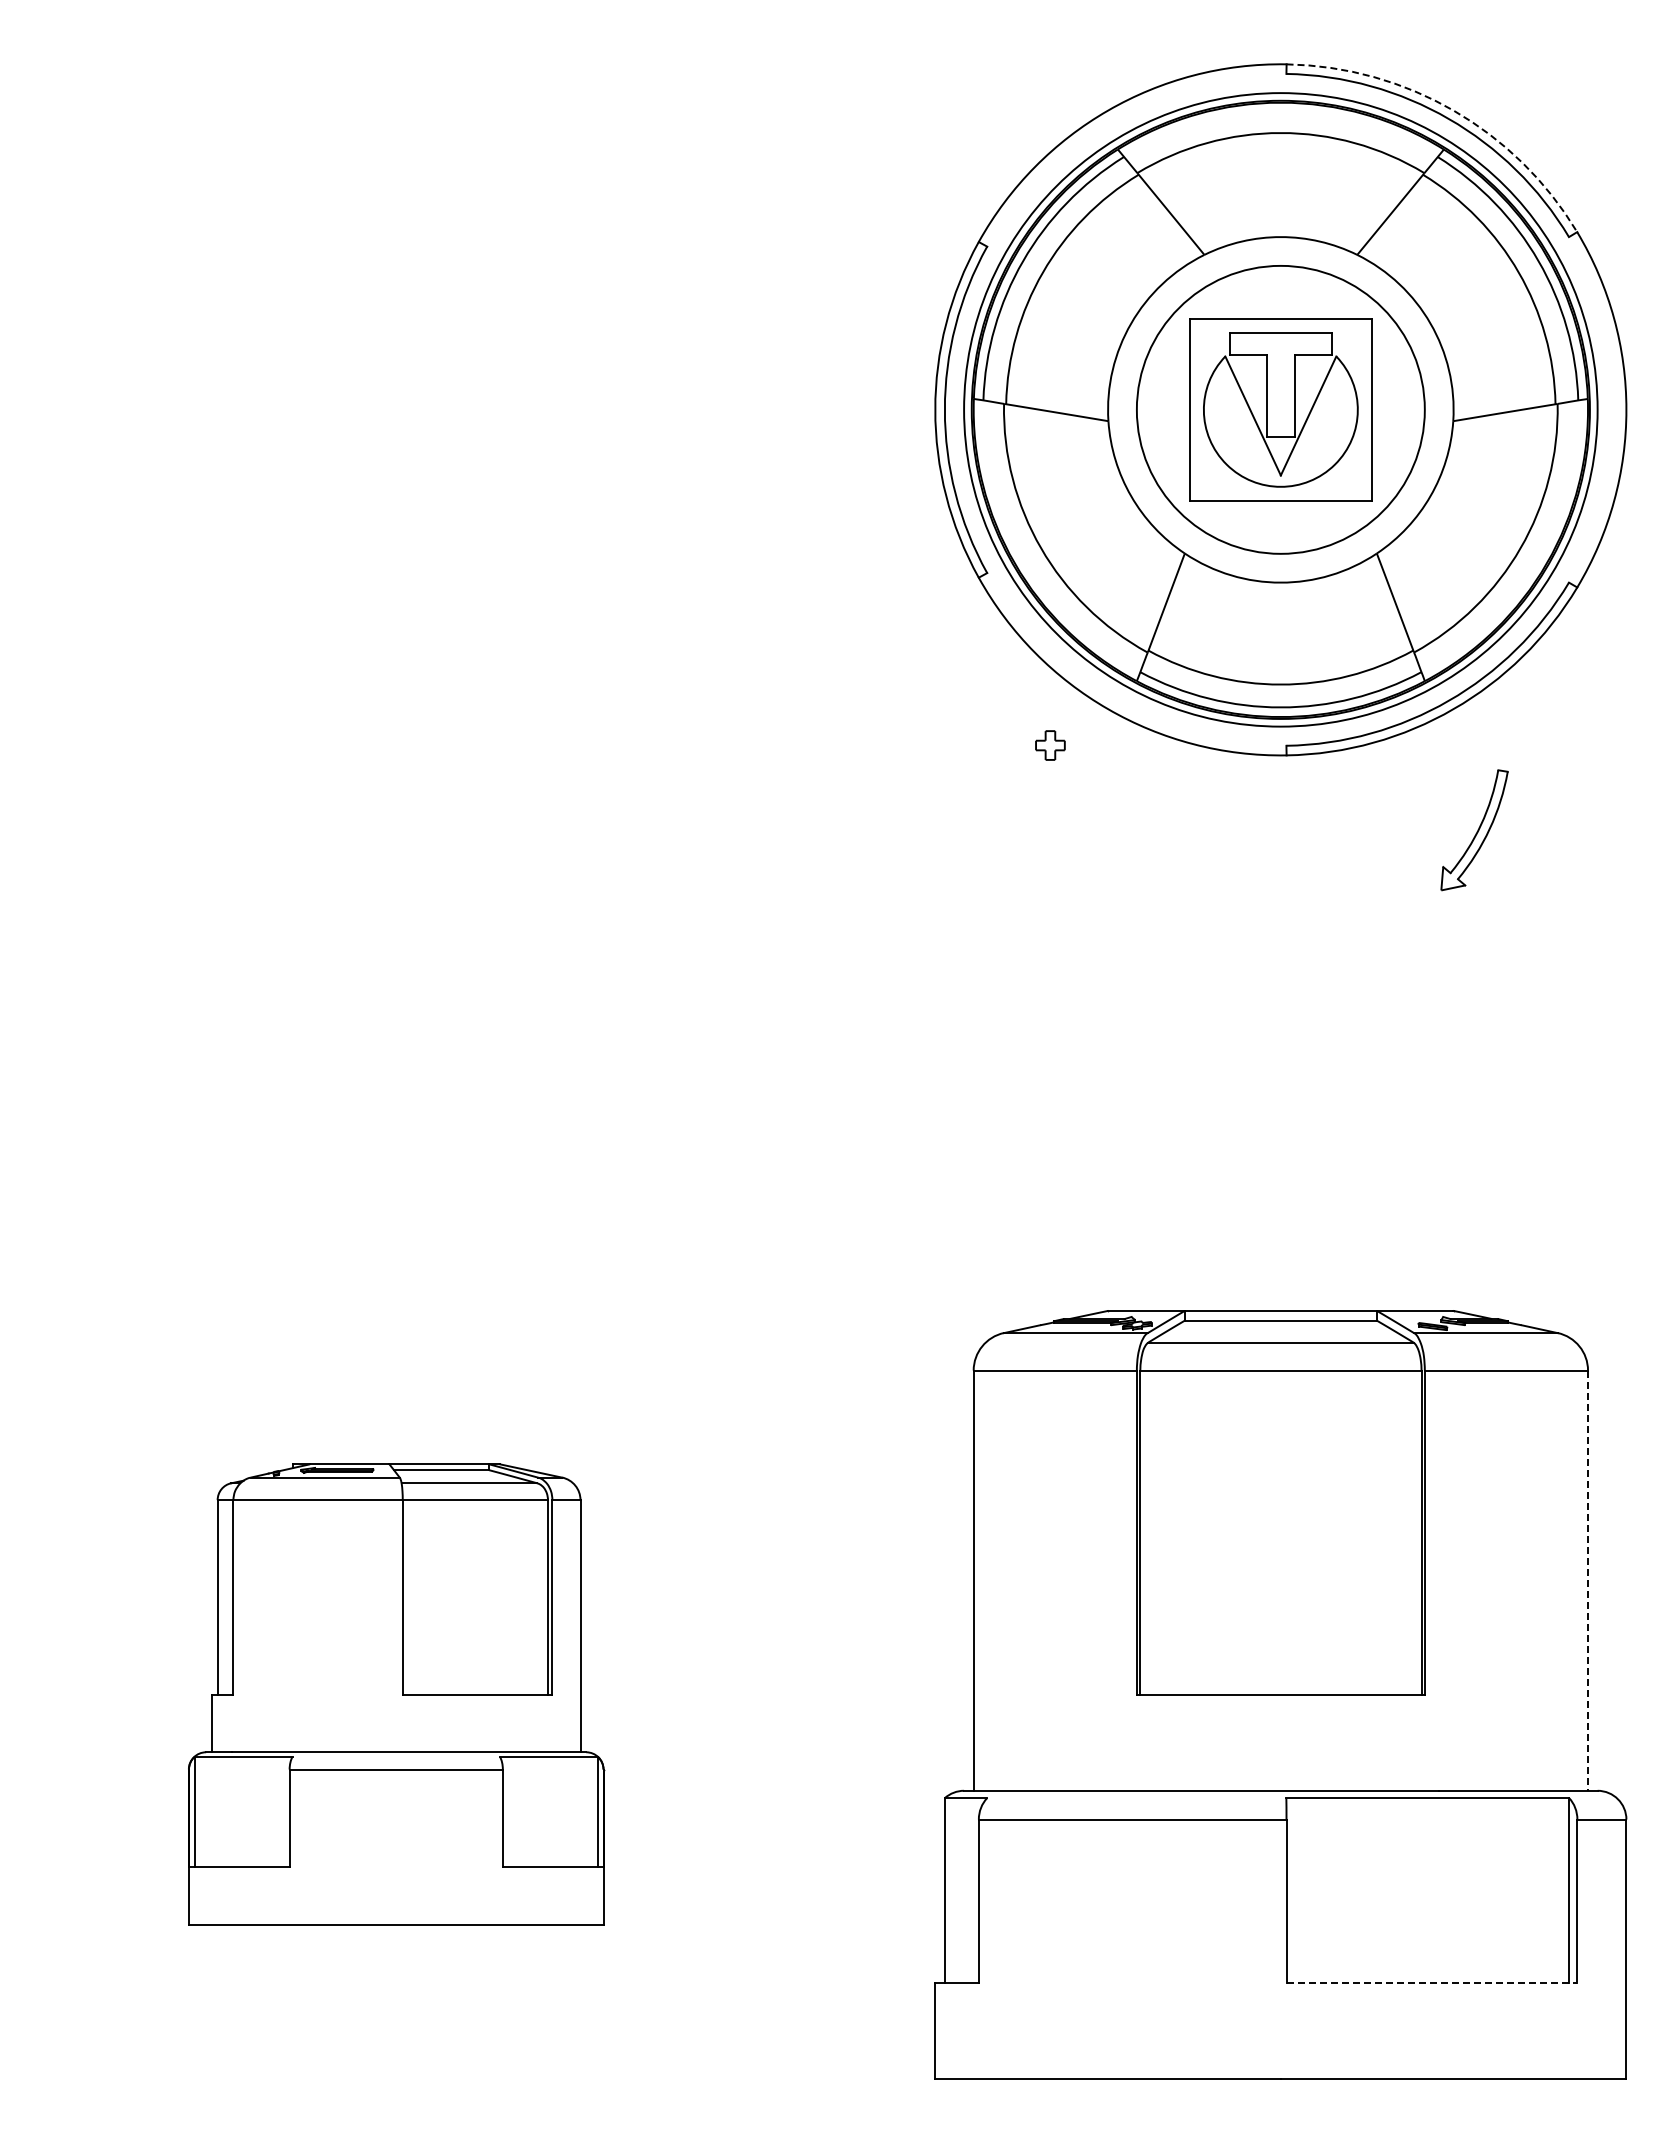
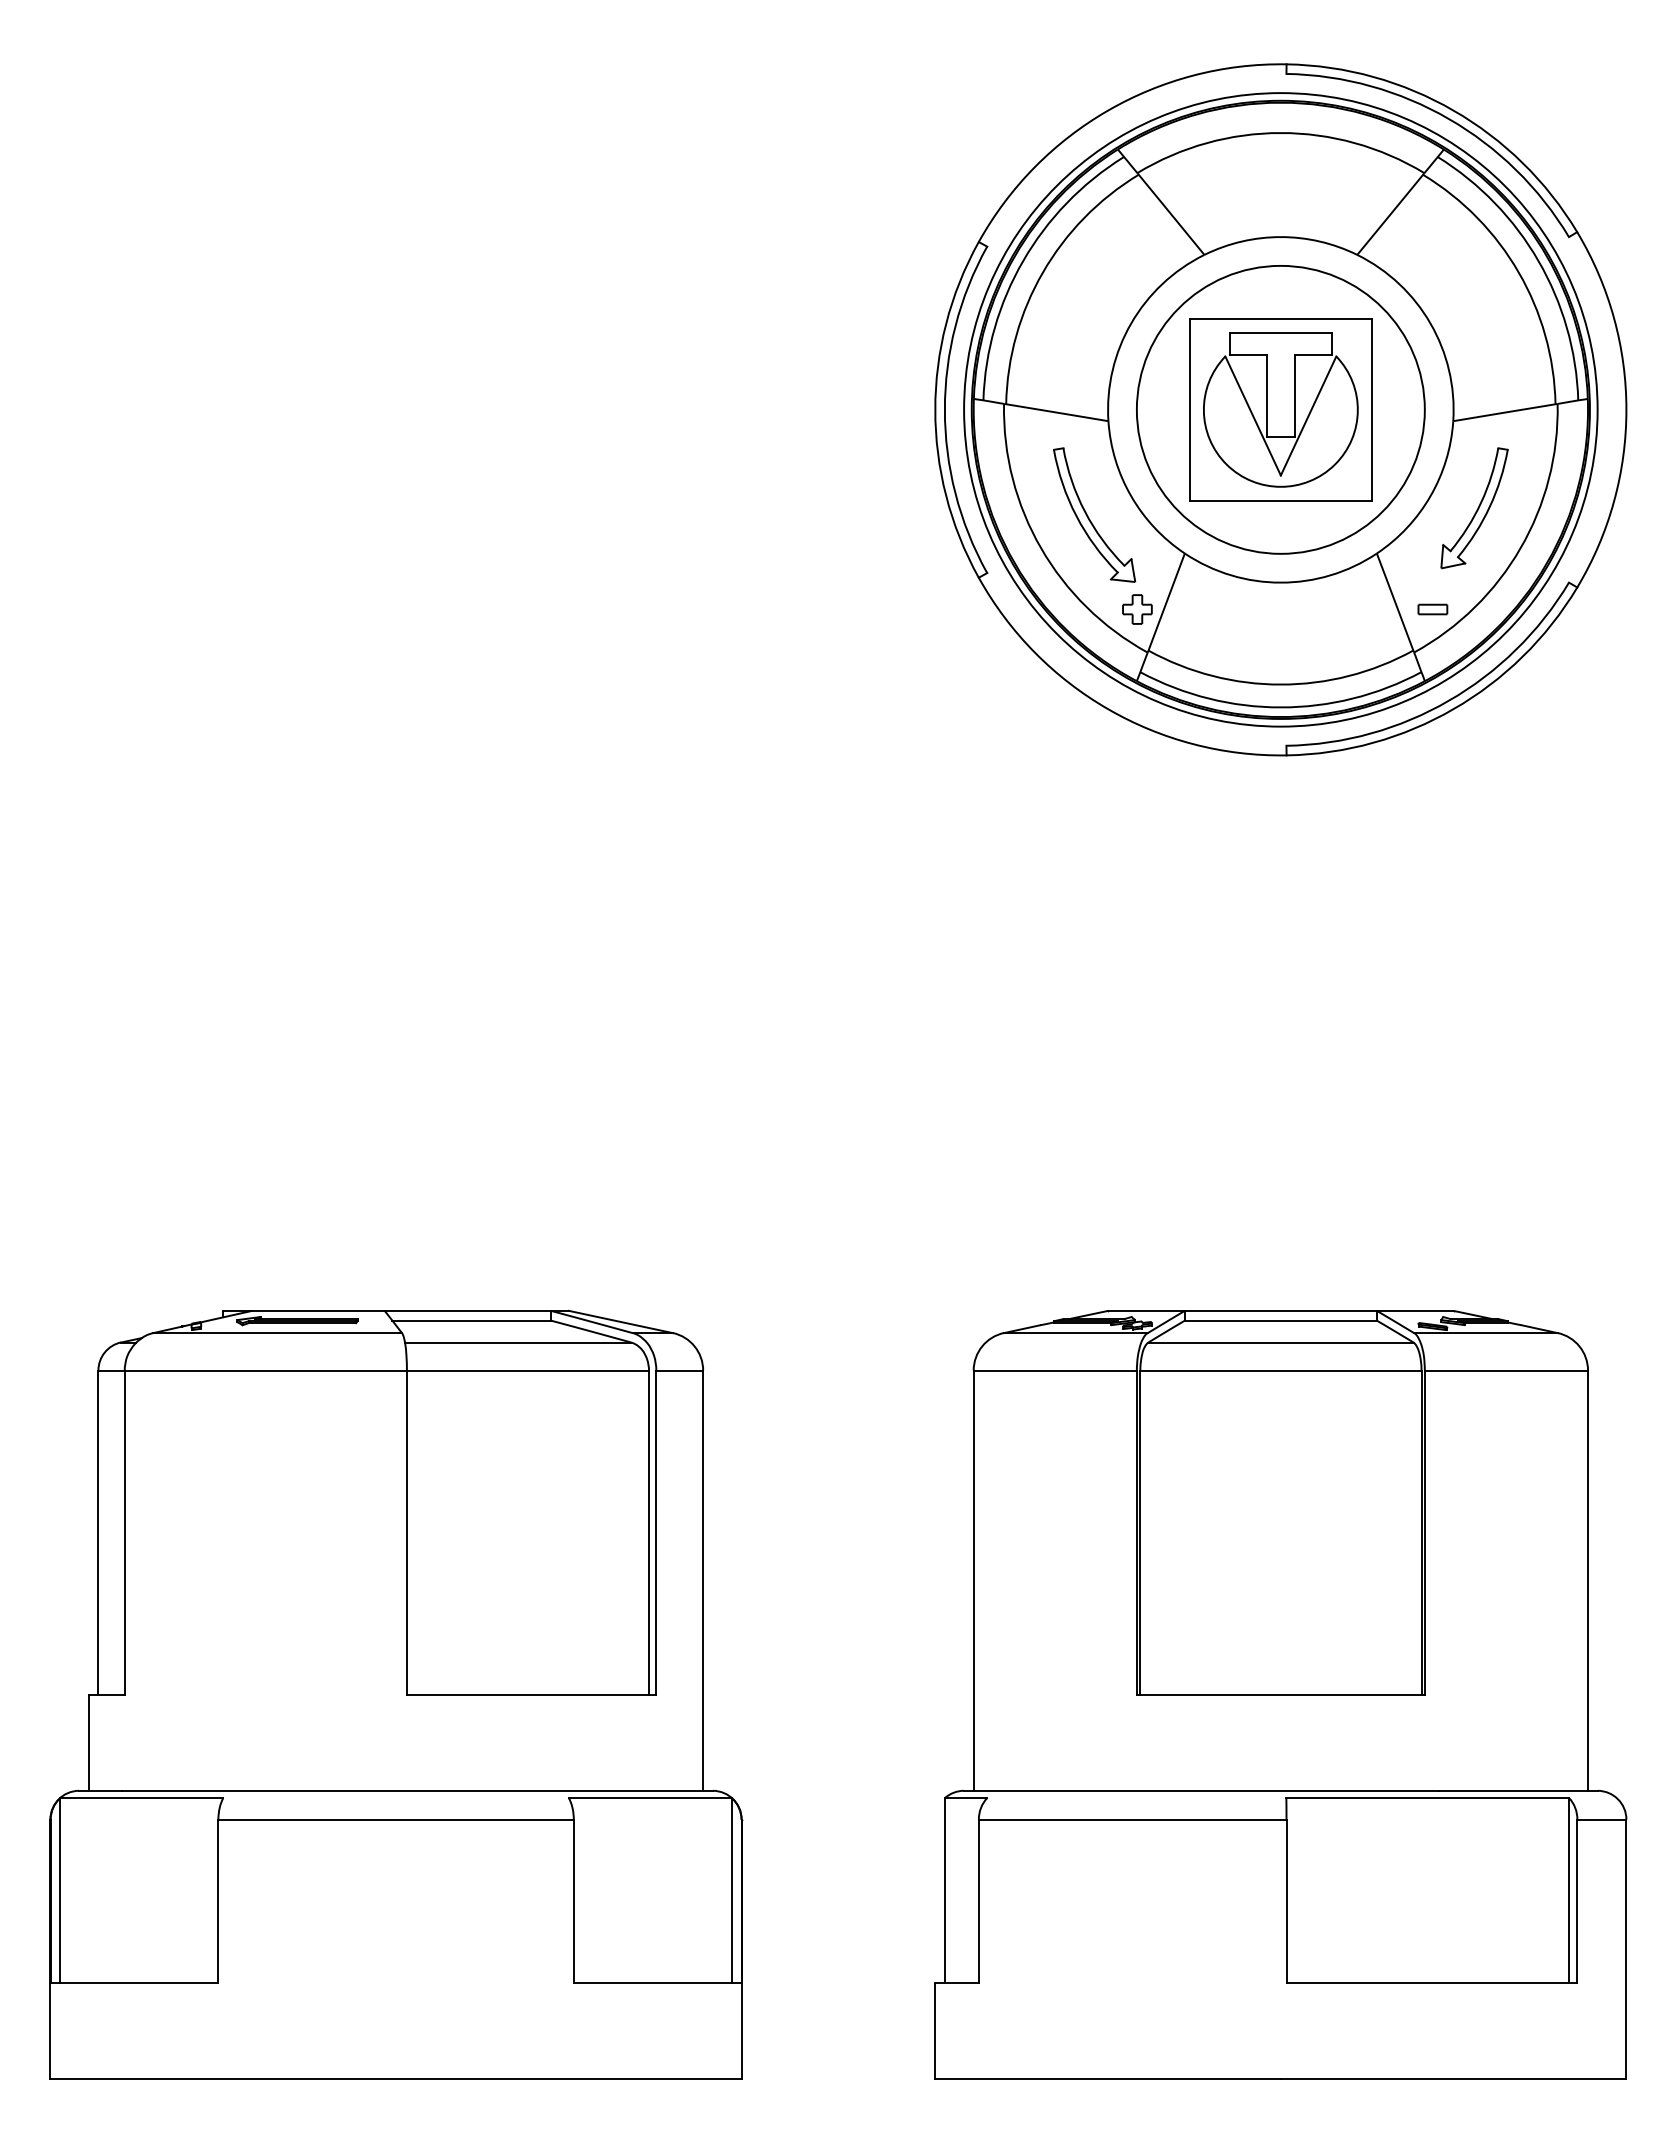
arc: dashed -> solid (1453, 110)
part: none -> present (1094, 514)
part: none -> present (1432, 609)
part position: (1050, 745) -> (1137, 609) (1137, 609)
part position: (1474, 830) -> (1474, 508) (1474, 508)
line: dashed -> solid (1588, 1581)
part size: 418x463 px -> 695x771 px (396, 1694)
line: dashed -> solid (1432, 1982)
